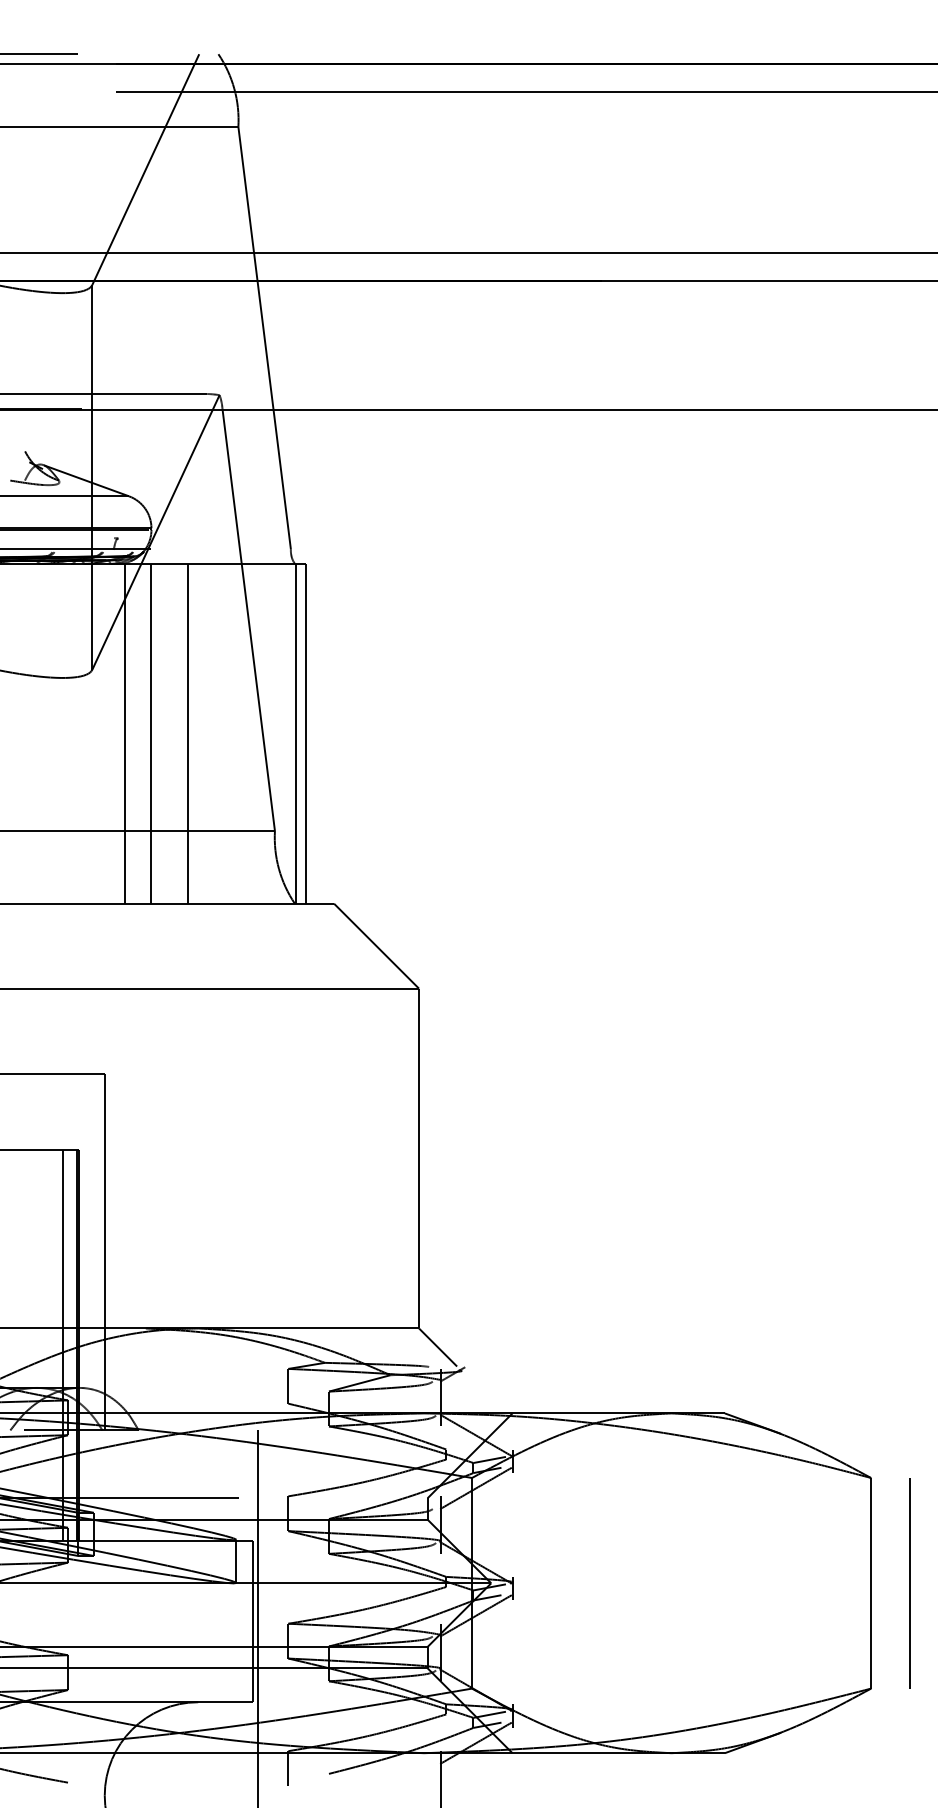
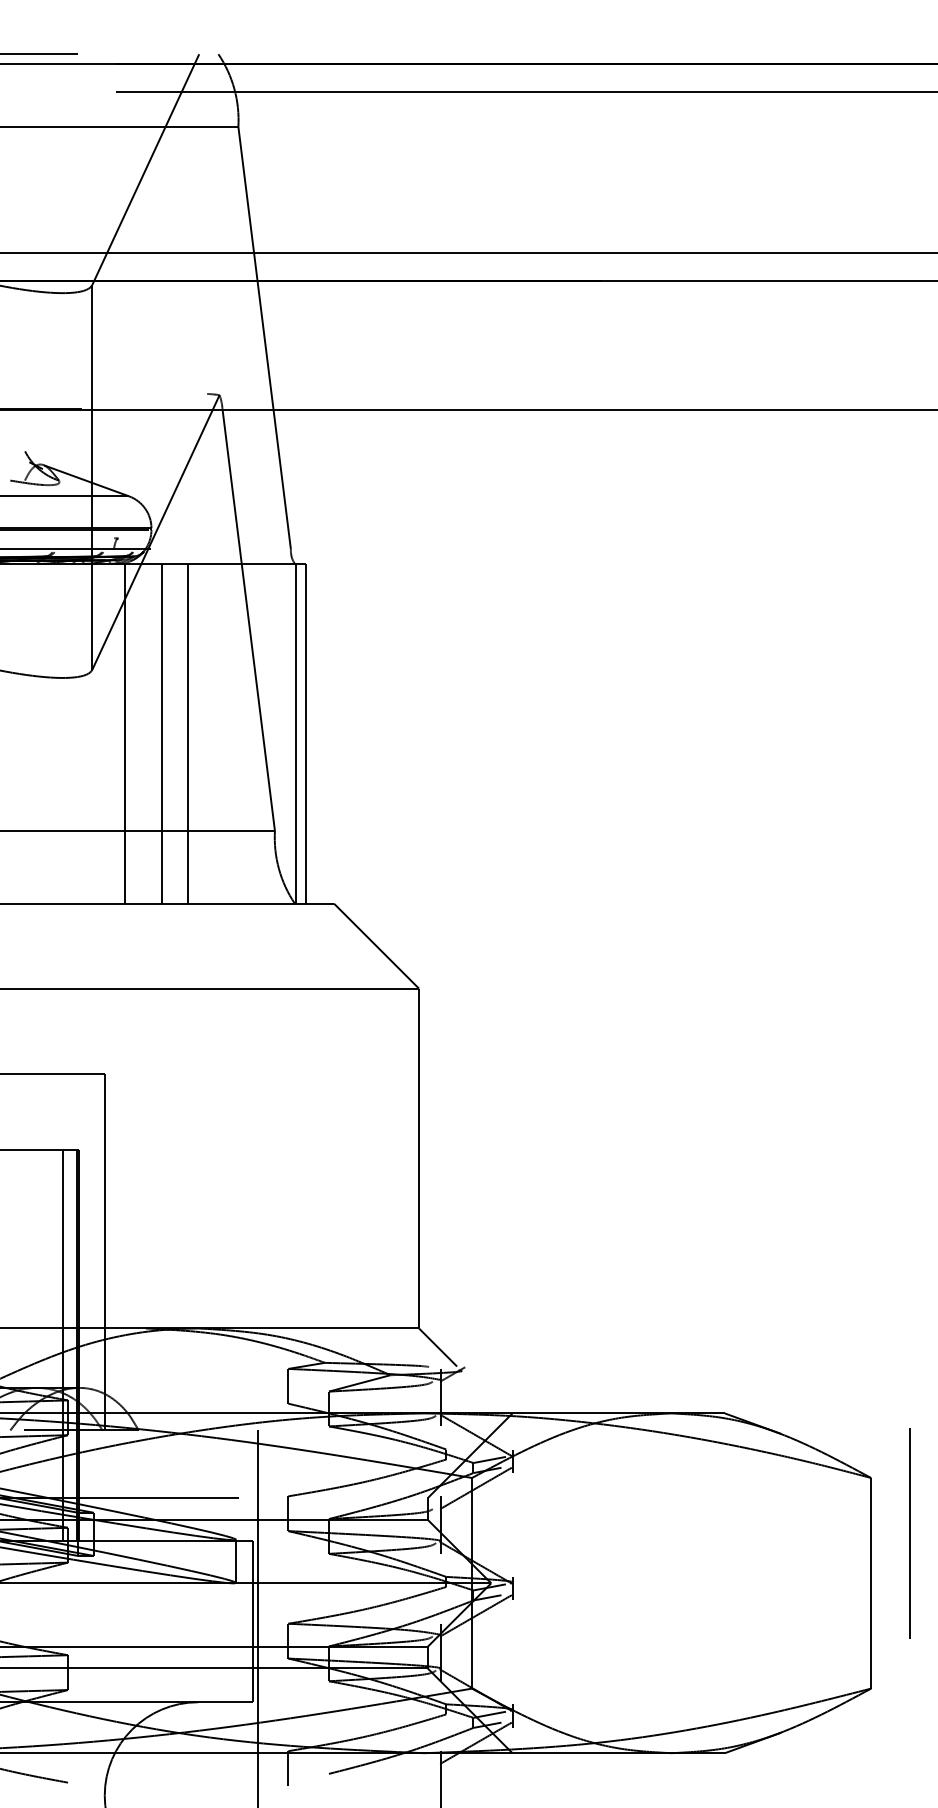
line: present -> none (104, 394)
line position: (151, 733) -> (162, 733) (162, 733)
line position: (909, 1583) -> (909, 1533) (909, 1533)
